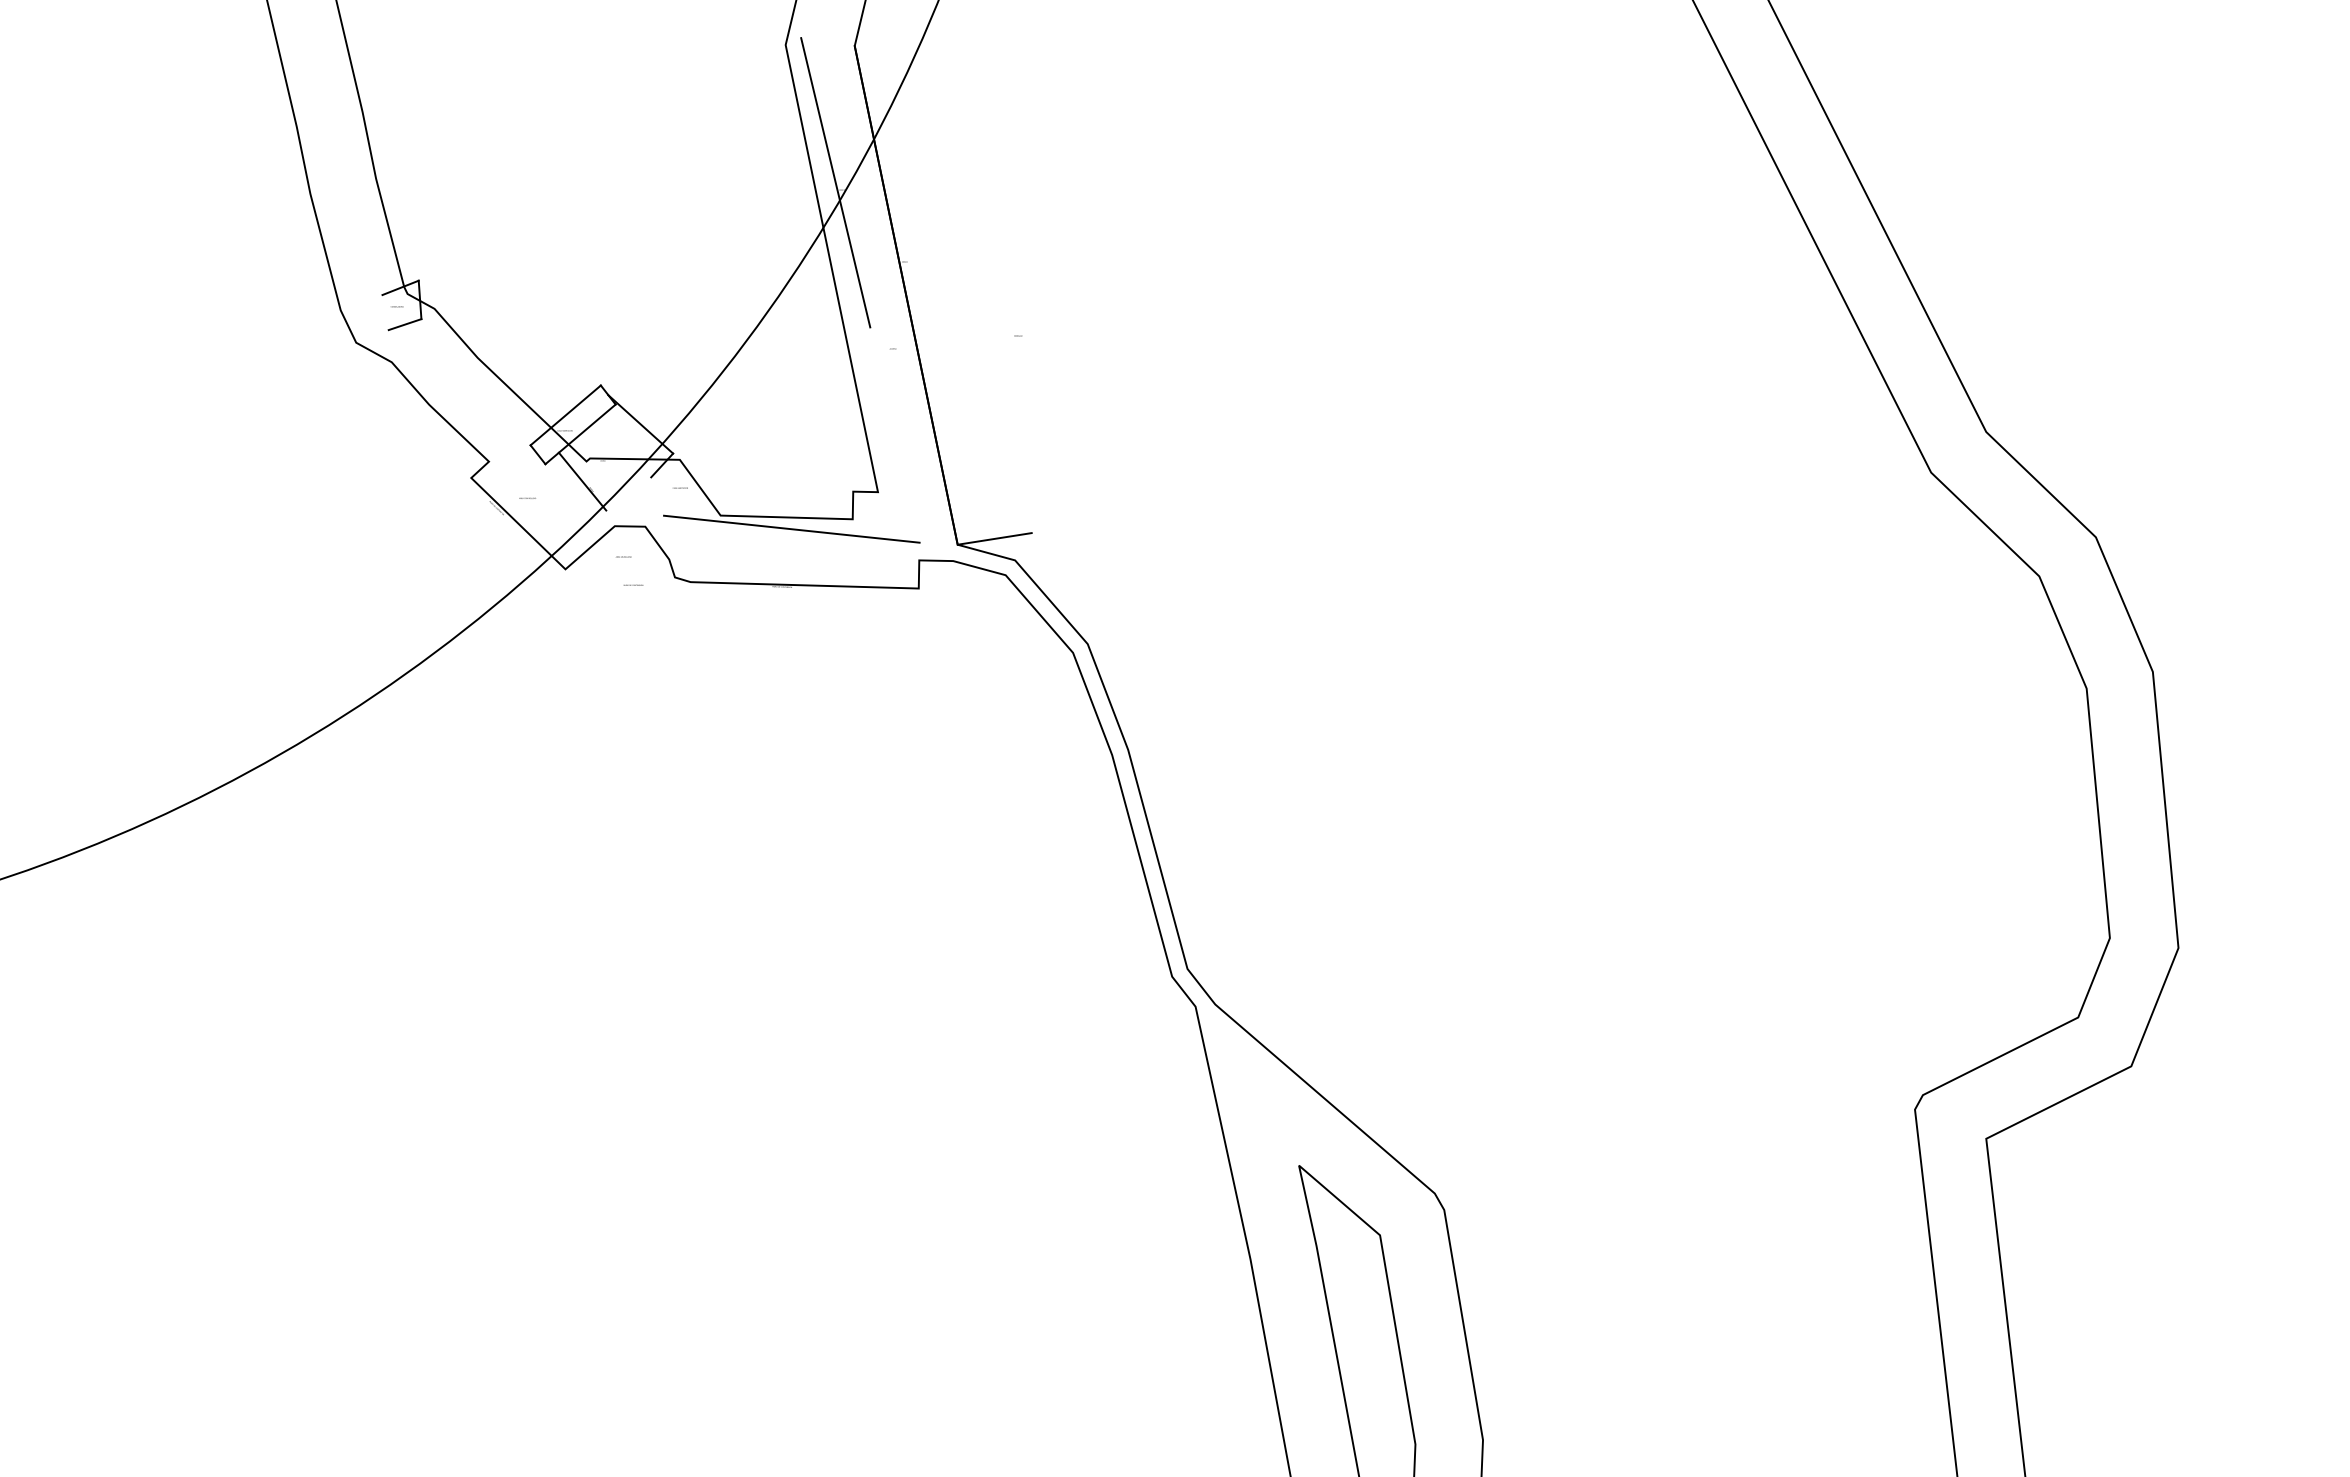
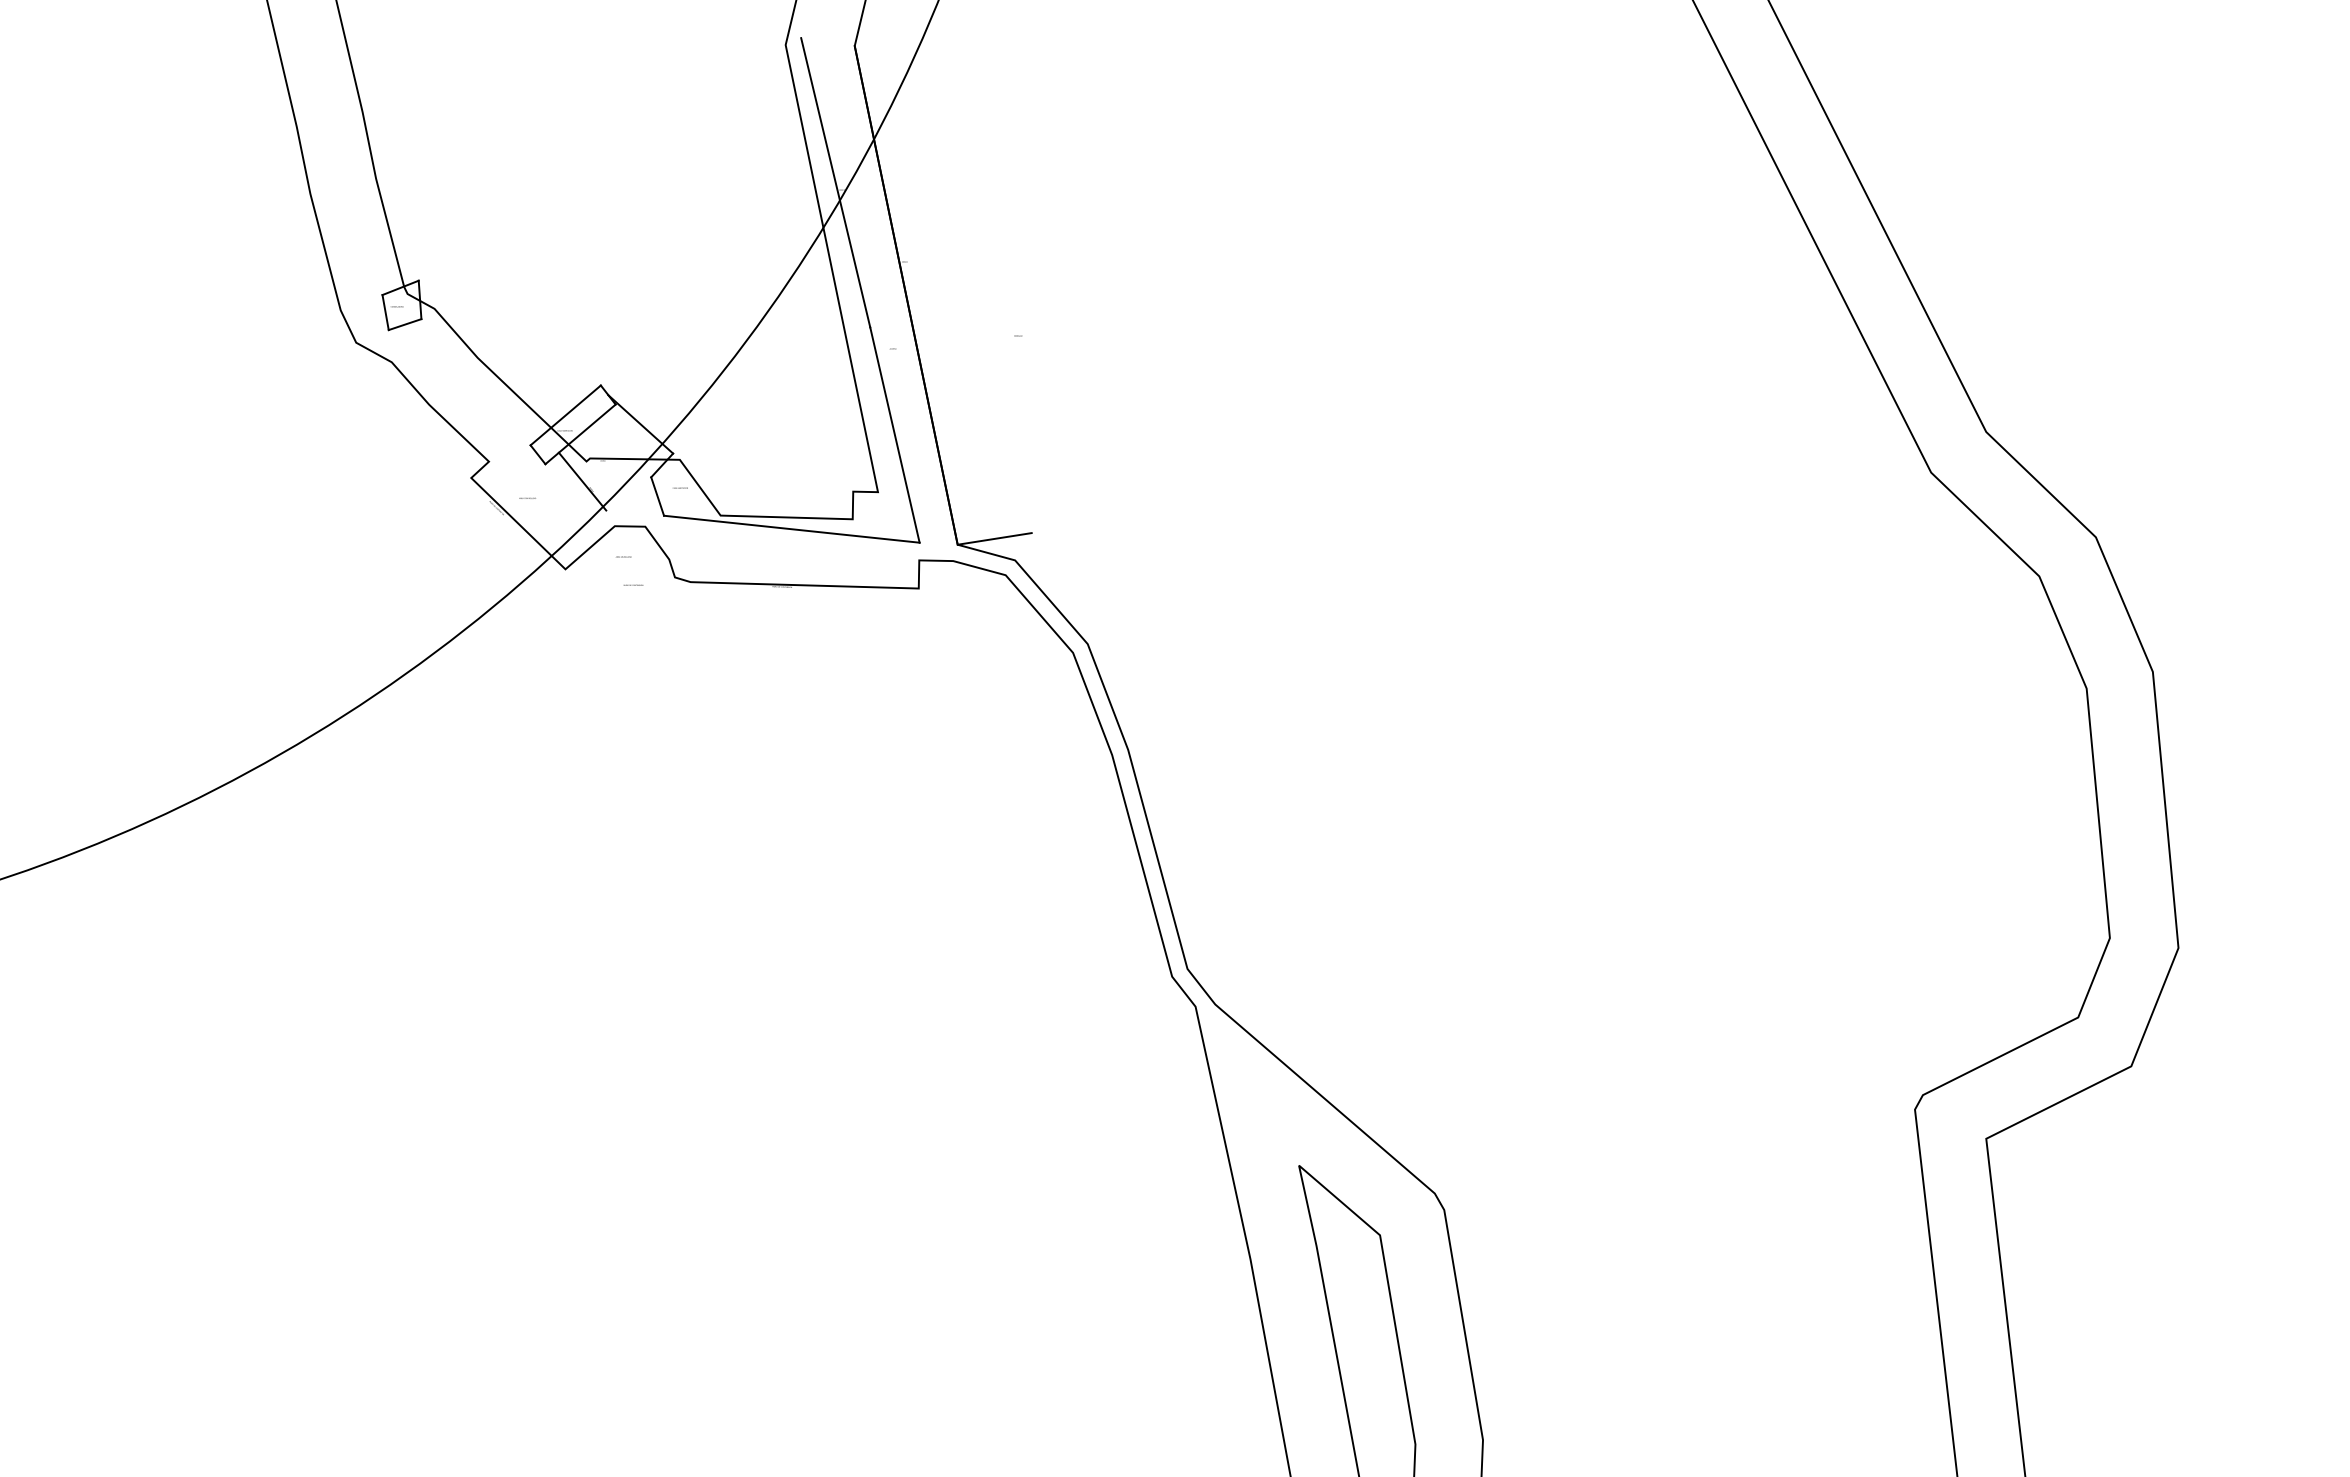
line: none -> present (385, 312)
line: none -> present (894, 434)
line: none -> present (657, 496)
